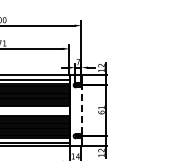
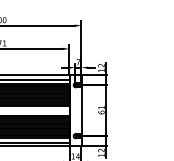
line: dashed -> solid (81, 110)
